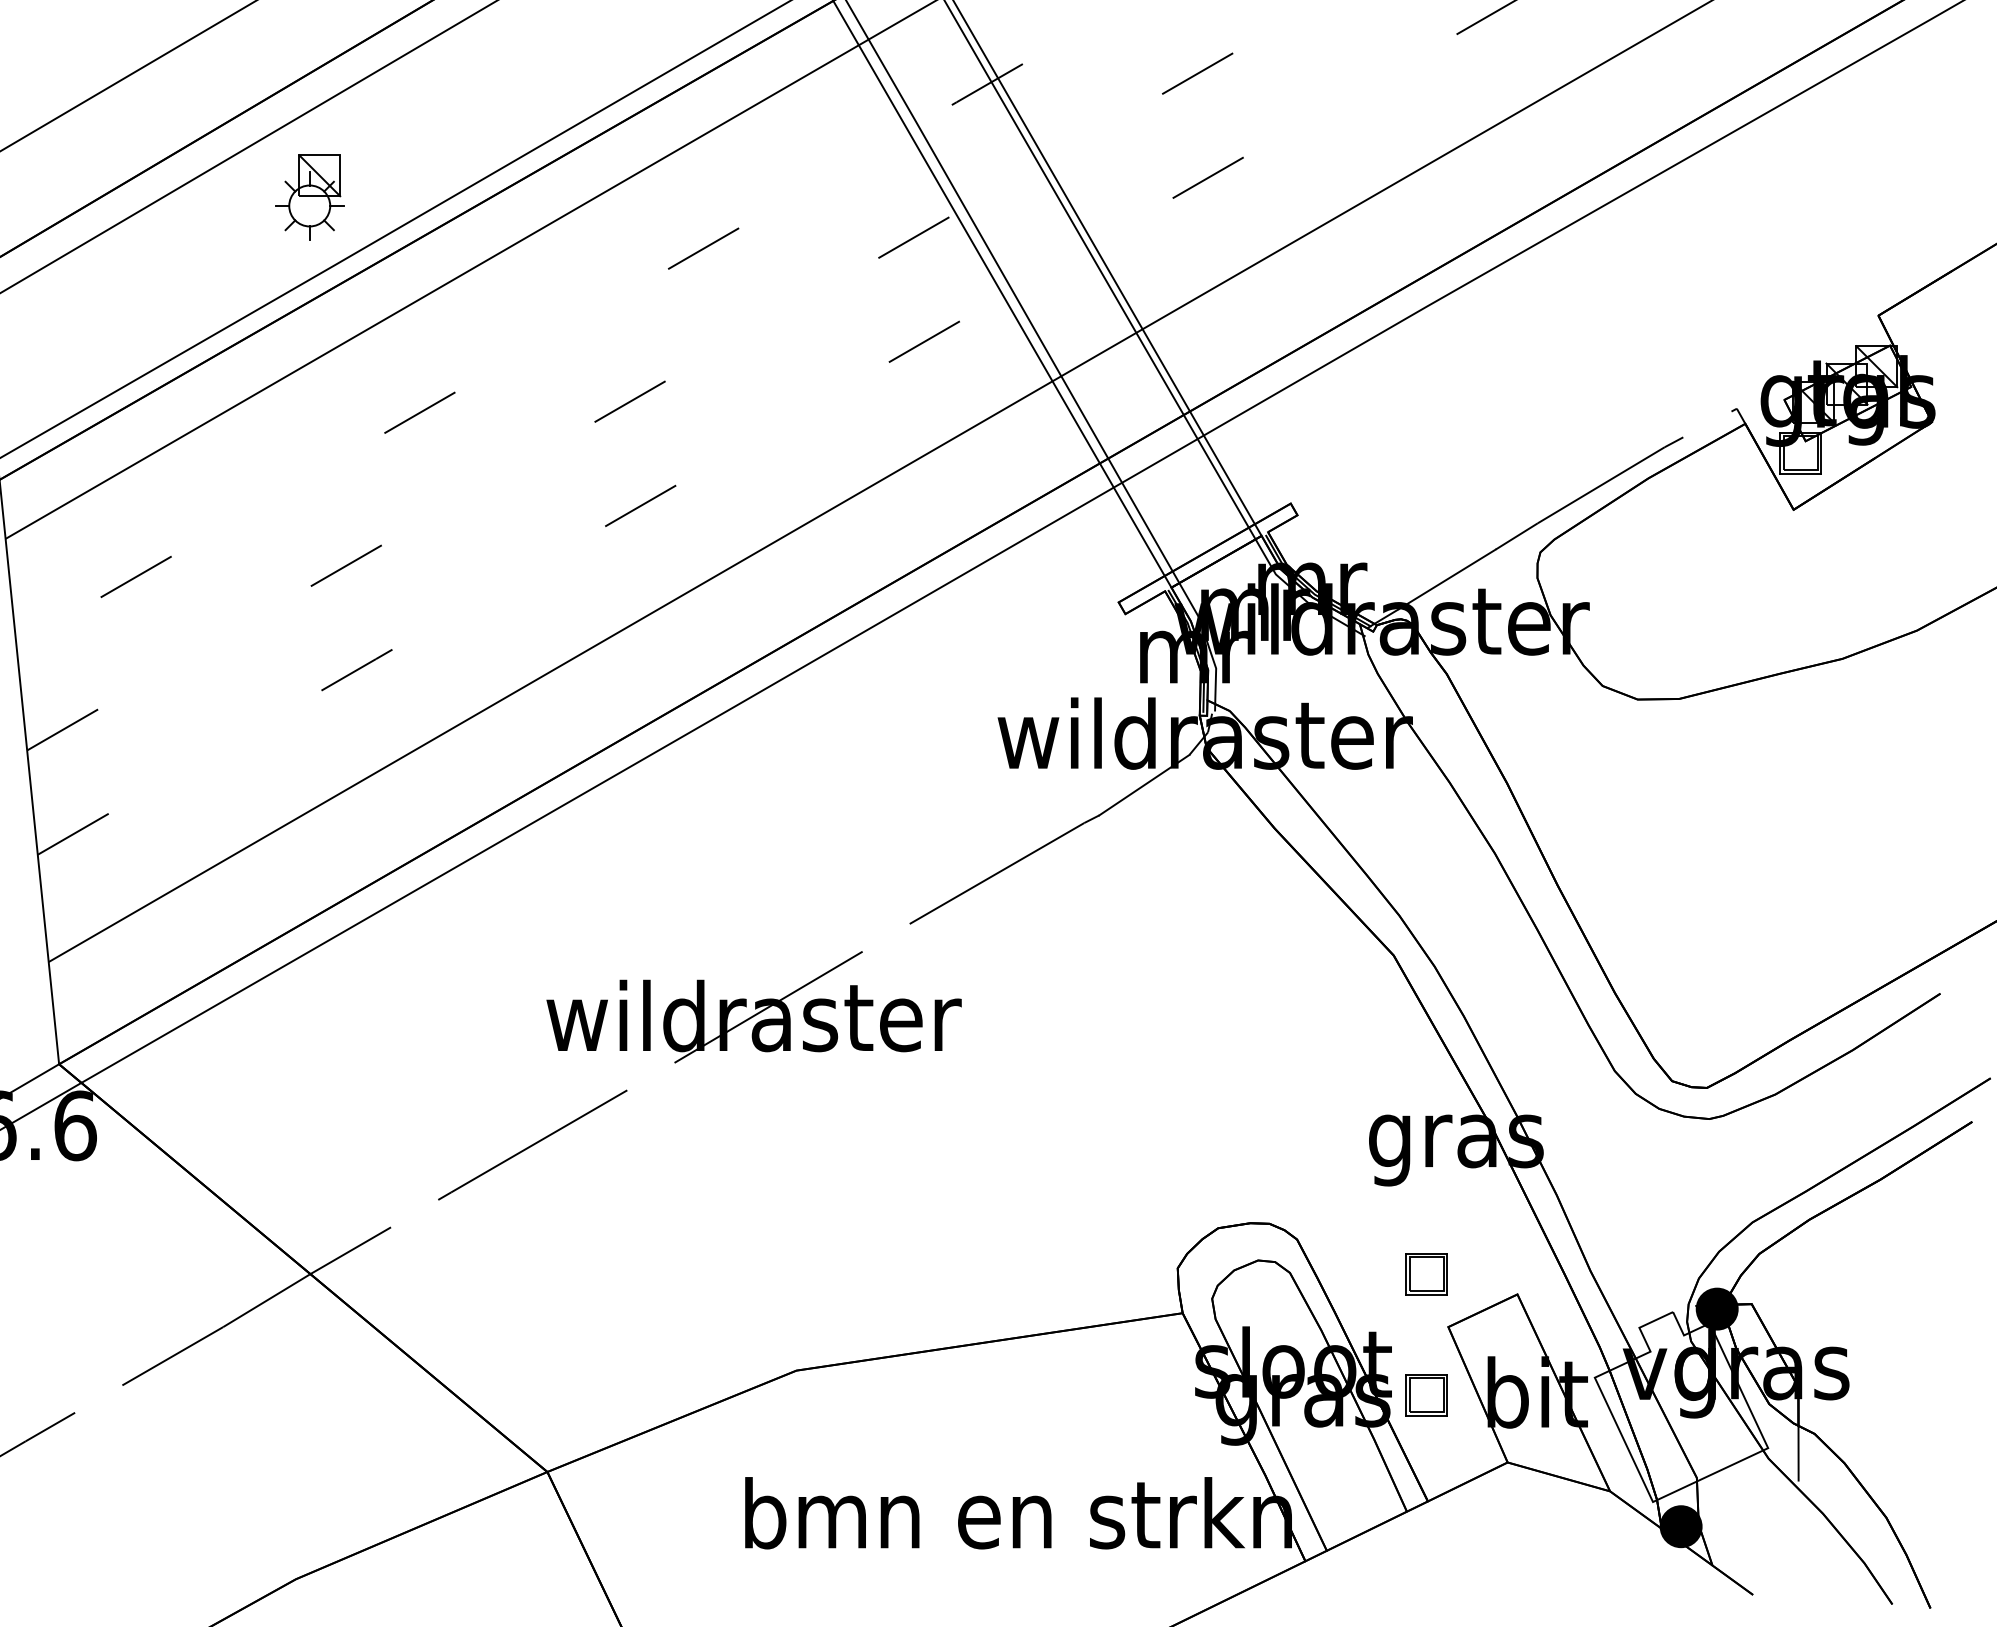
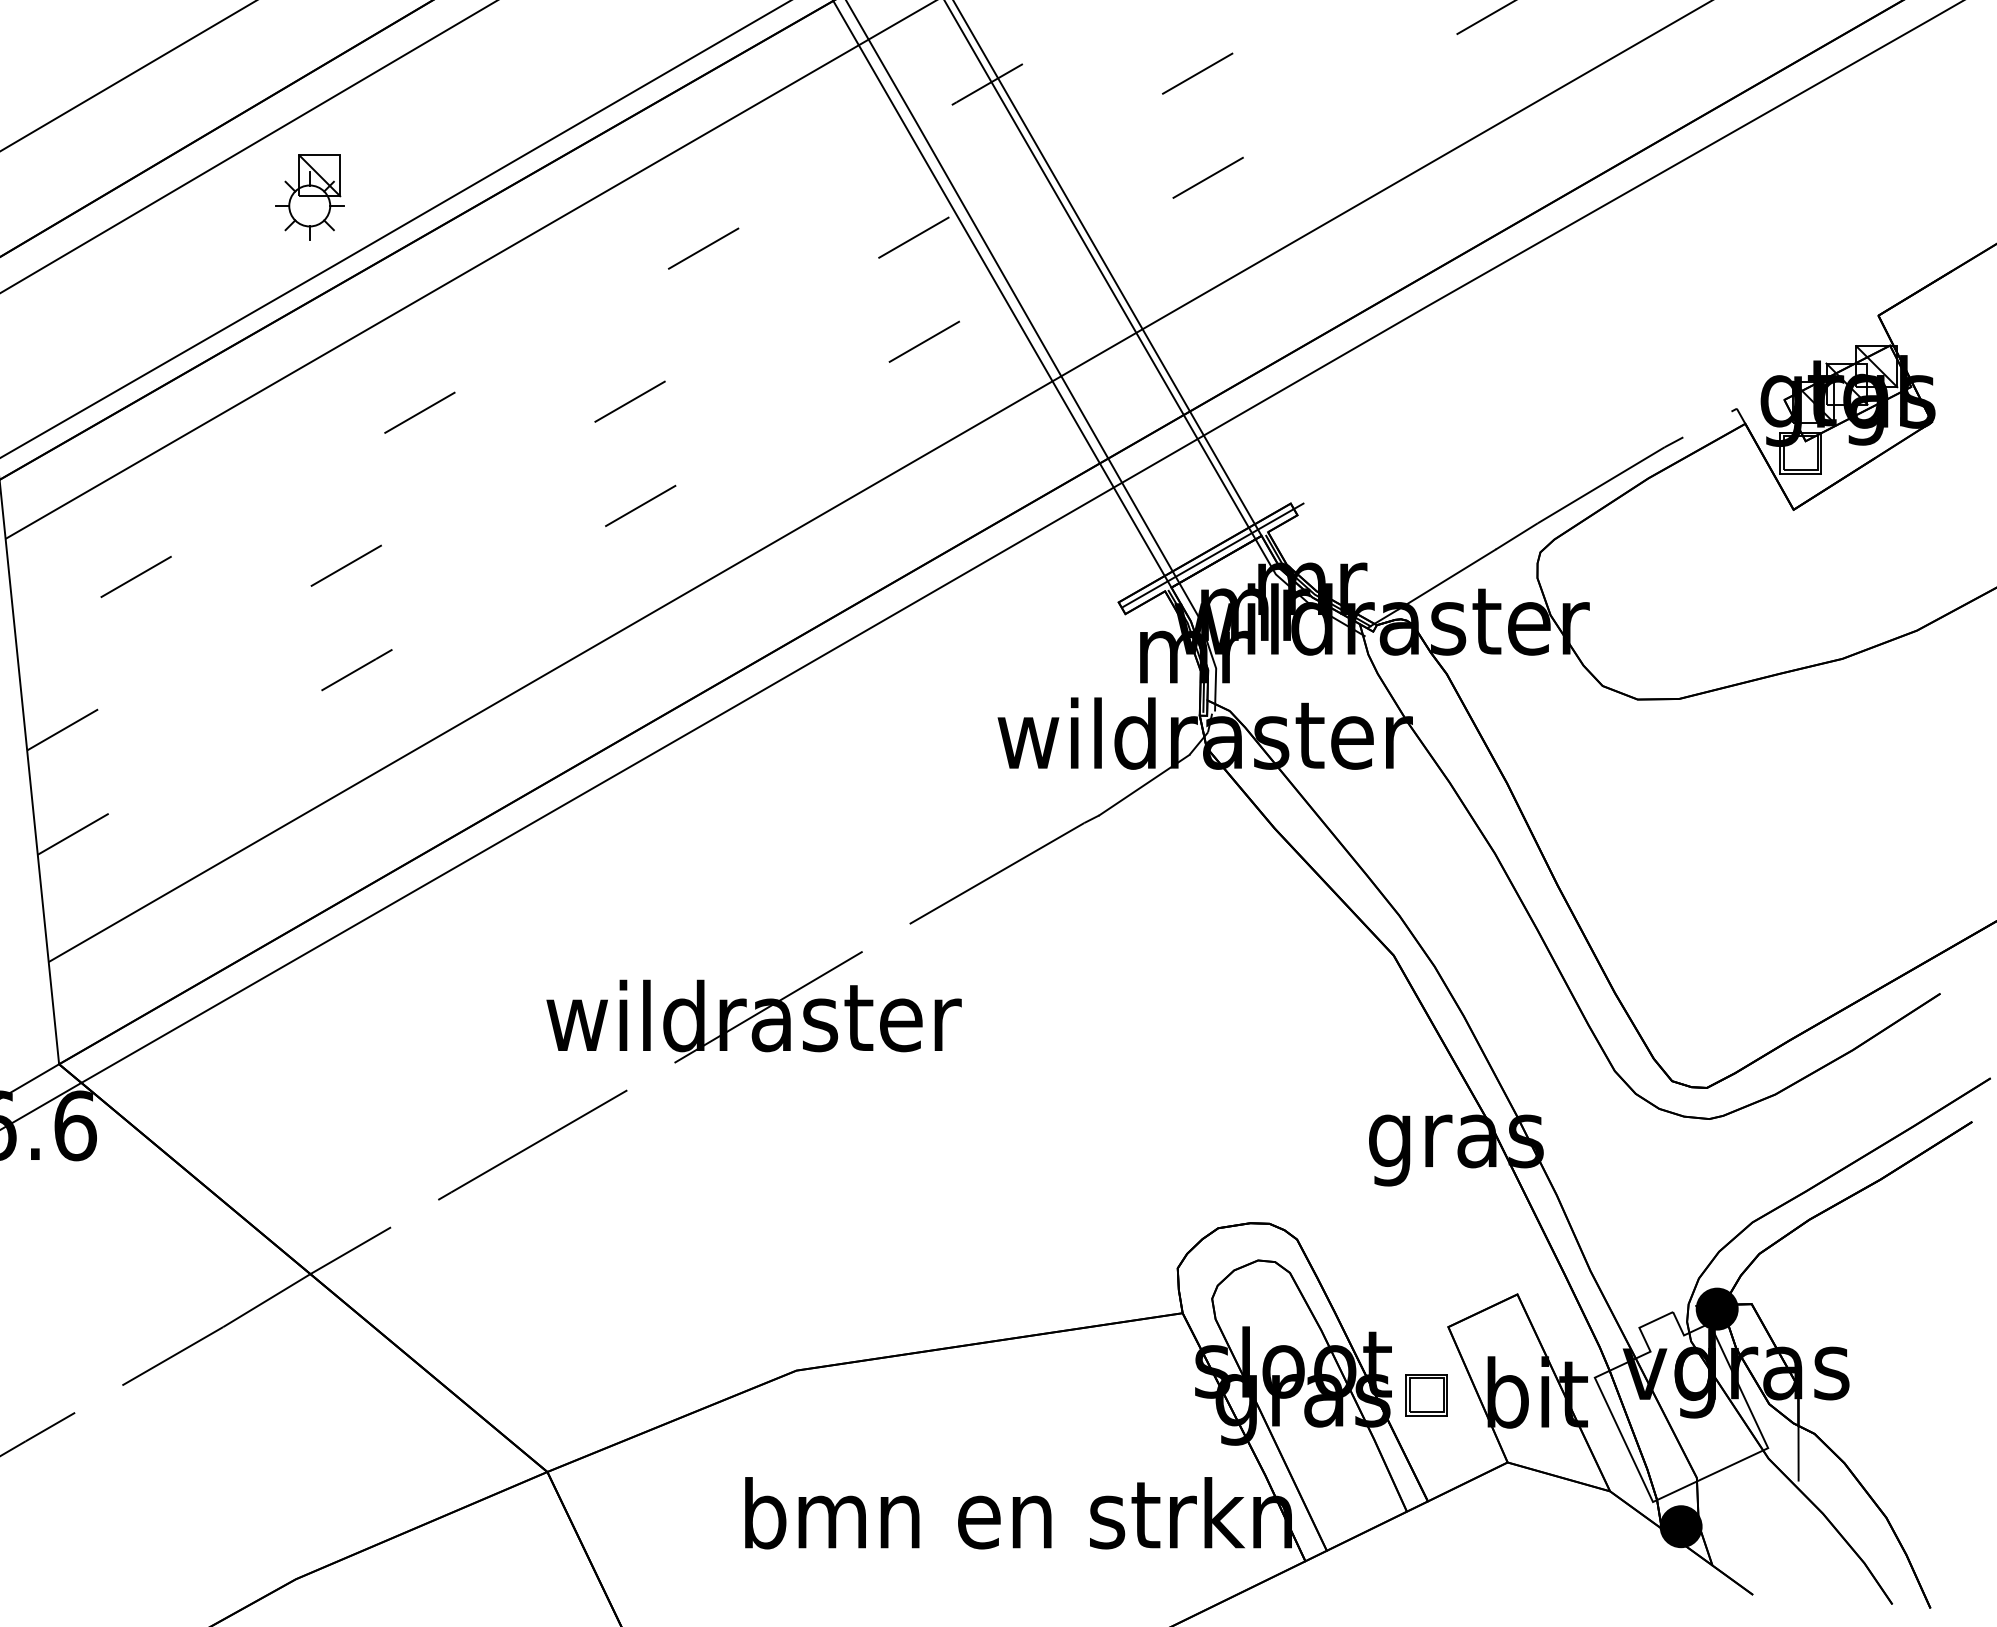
line: none -> present (1213, 554)
part: present -> none (1426, 1274)
